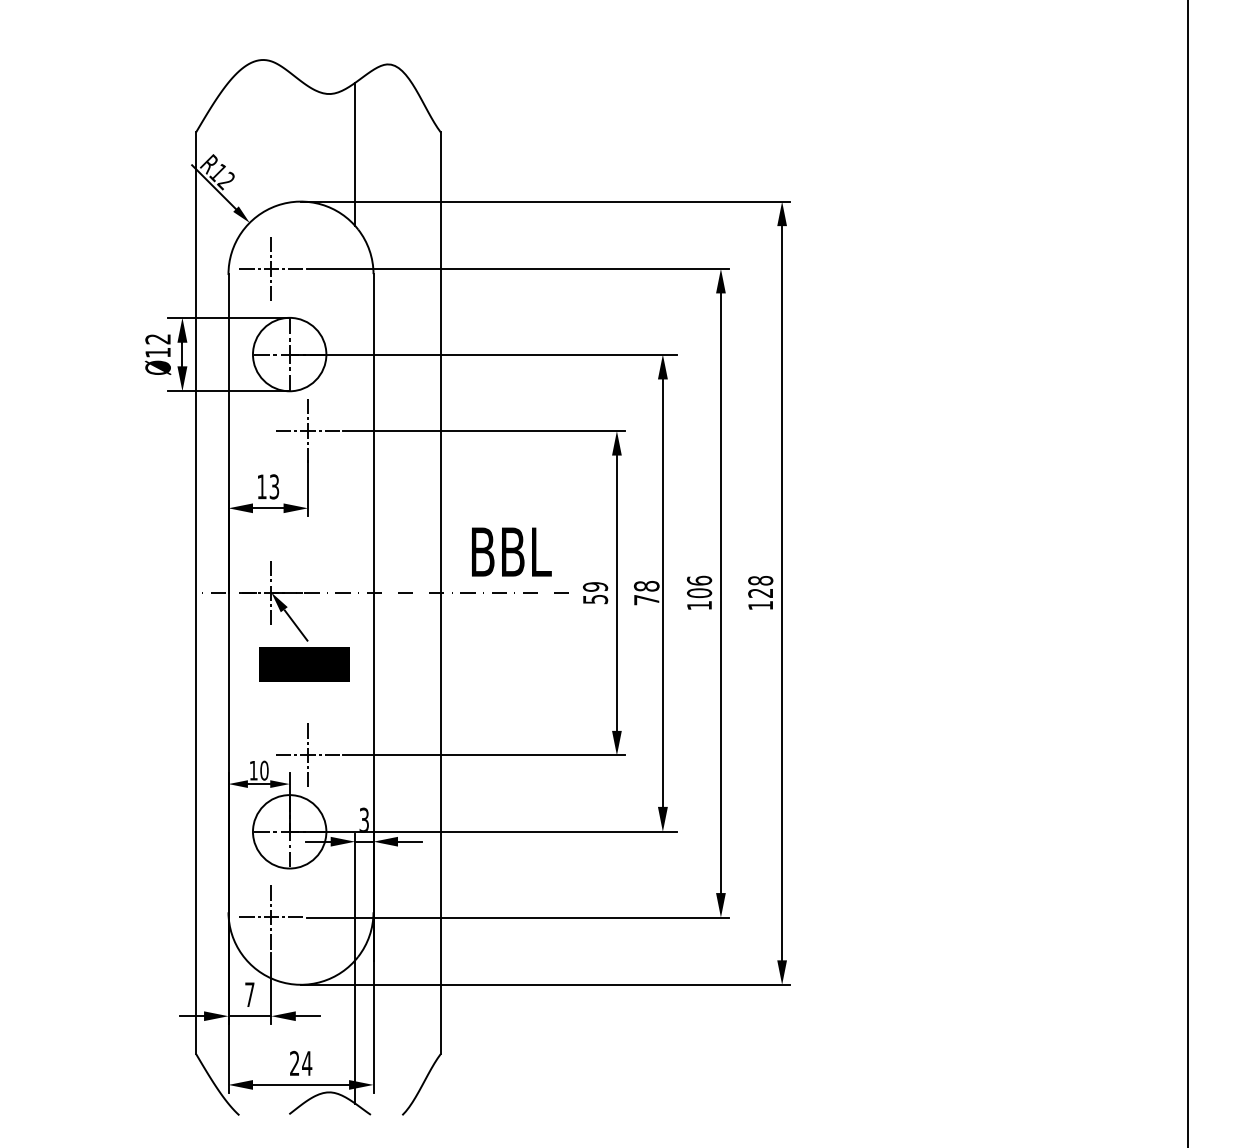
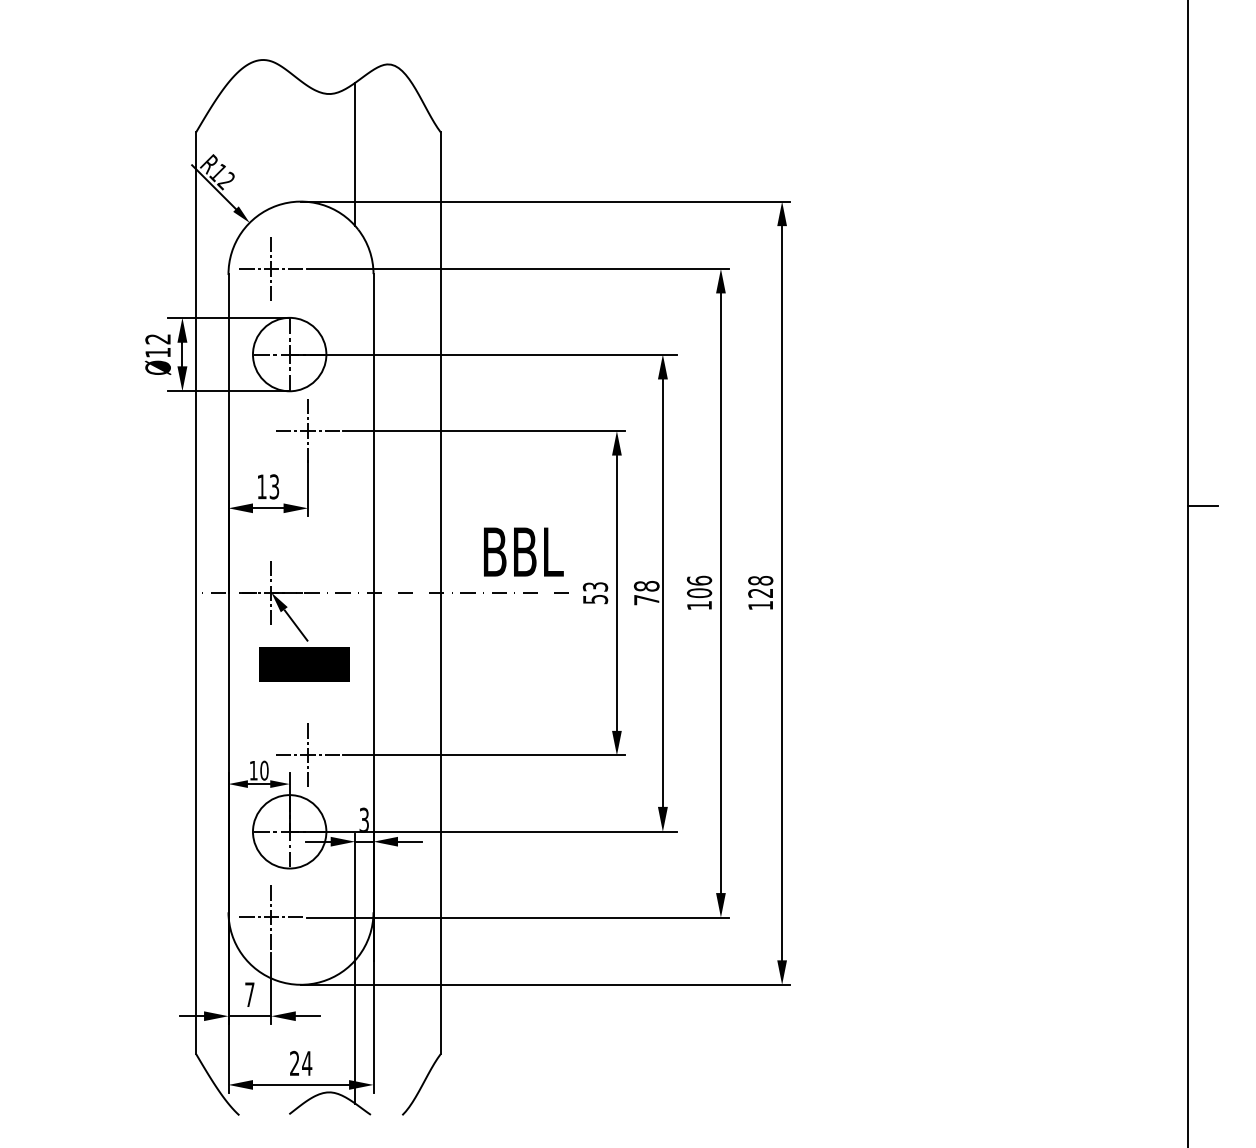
line: none -> present (1202, 506)
text position: (511, 551) -> (523, 551) (523, 551)
text: 59 -> 53 (595, 586)
